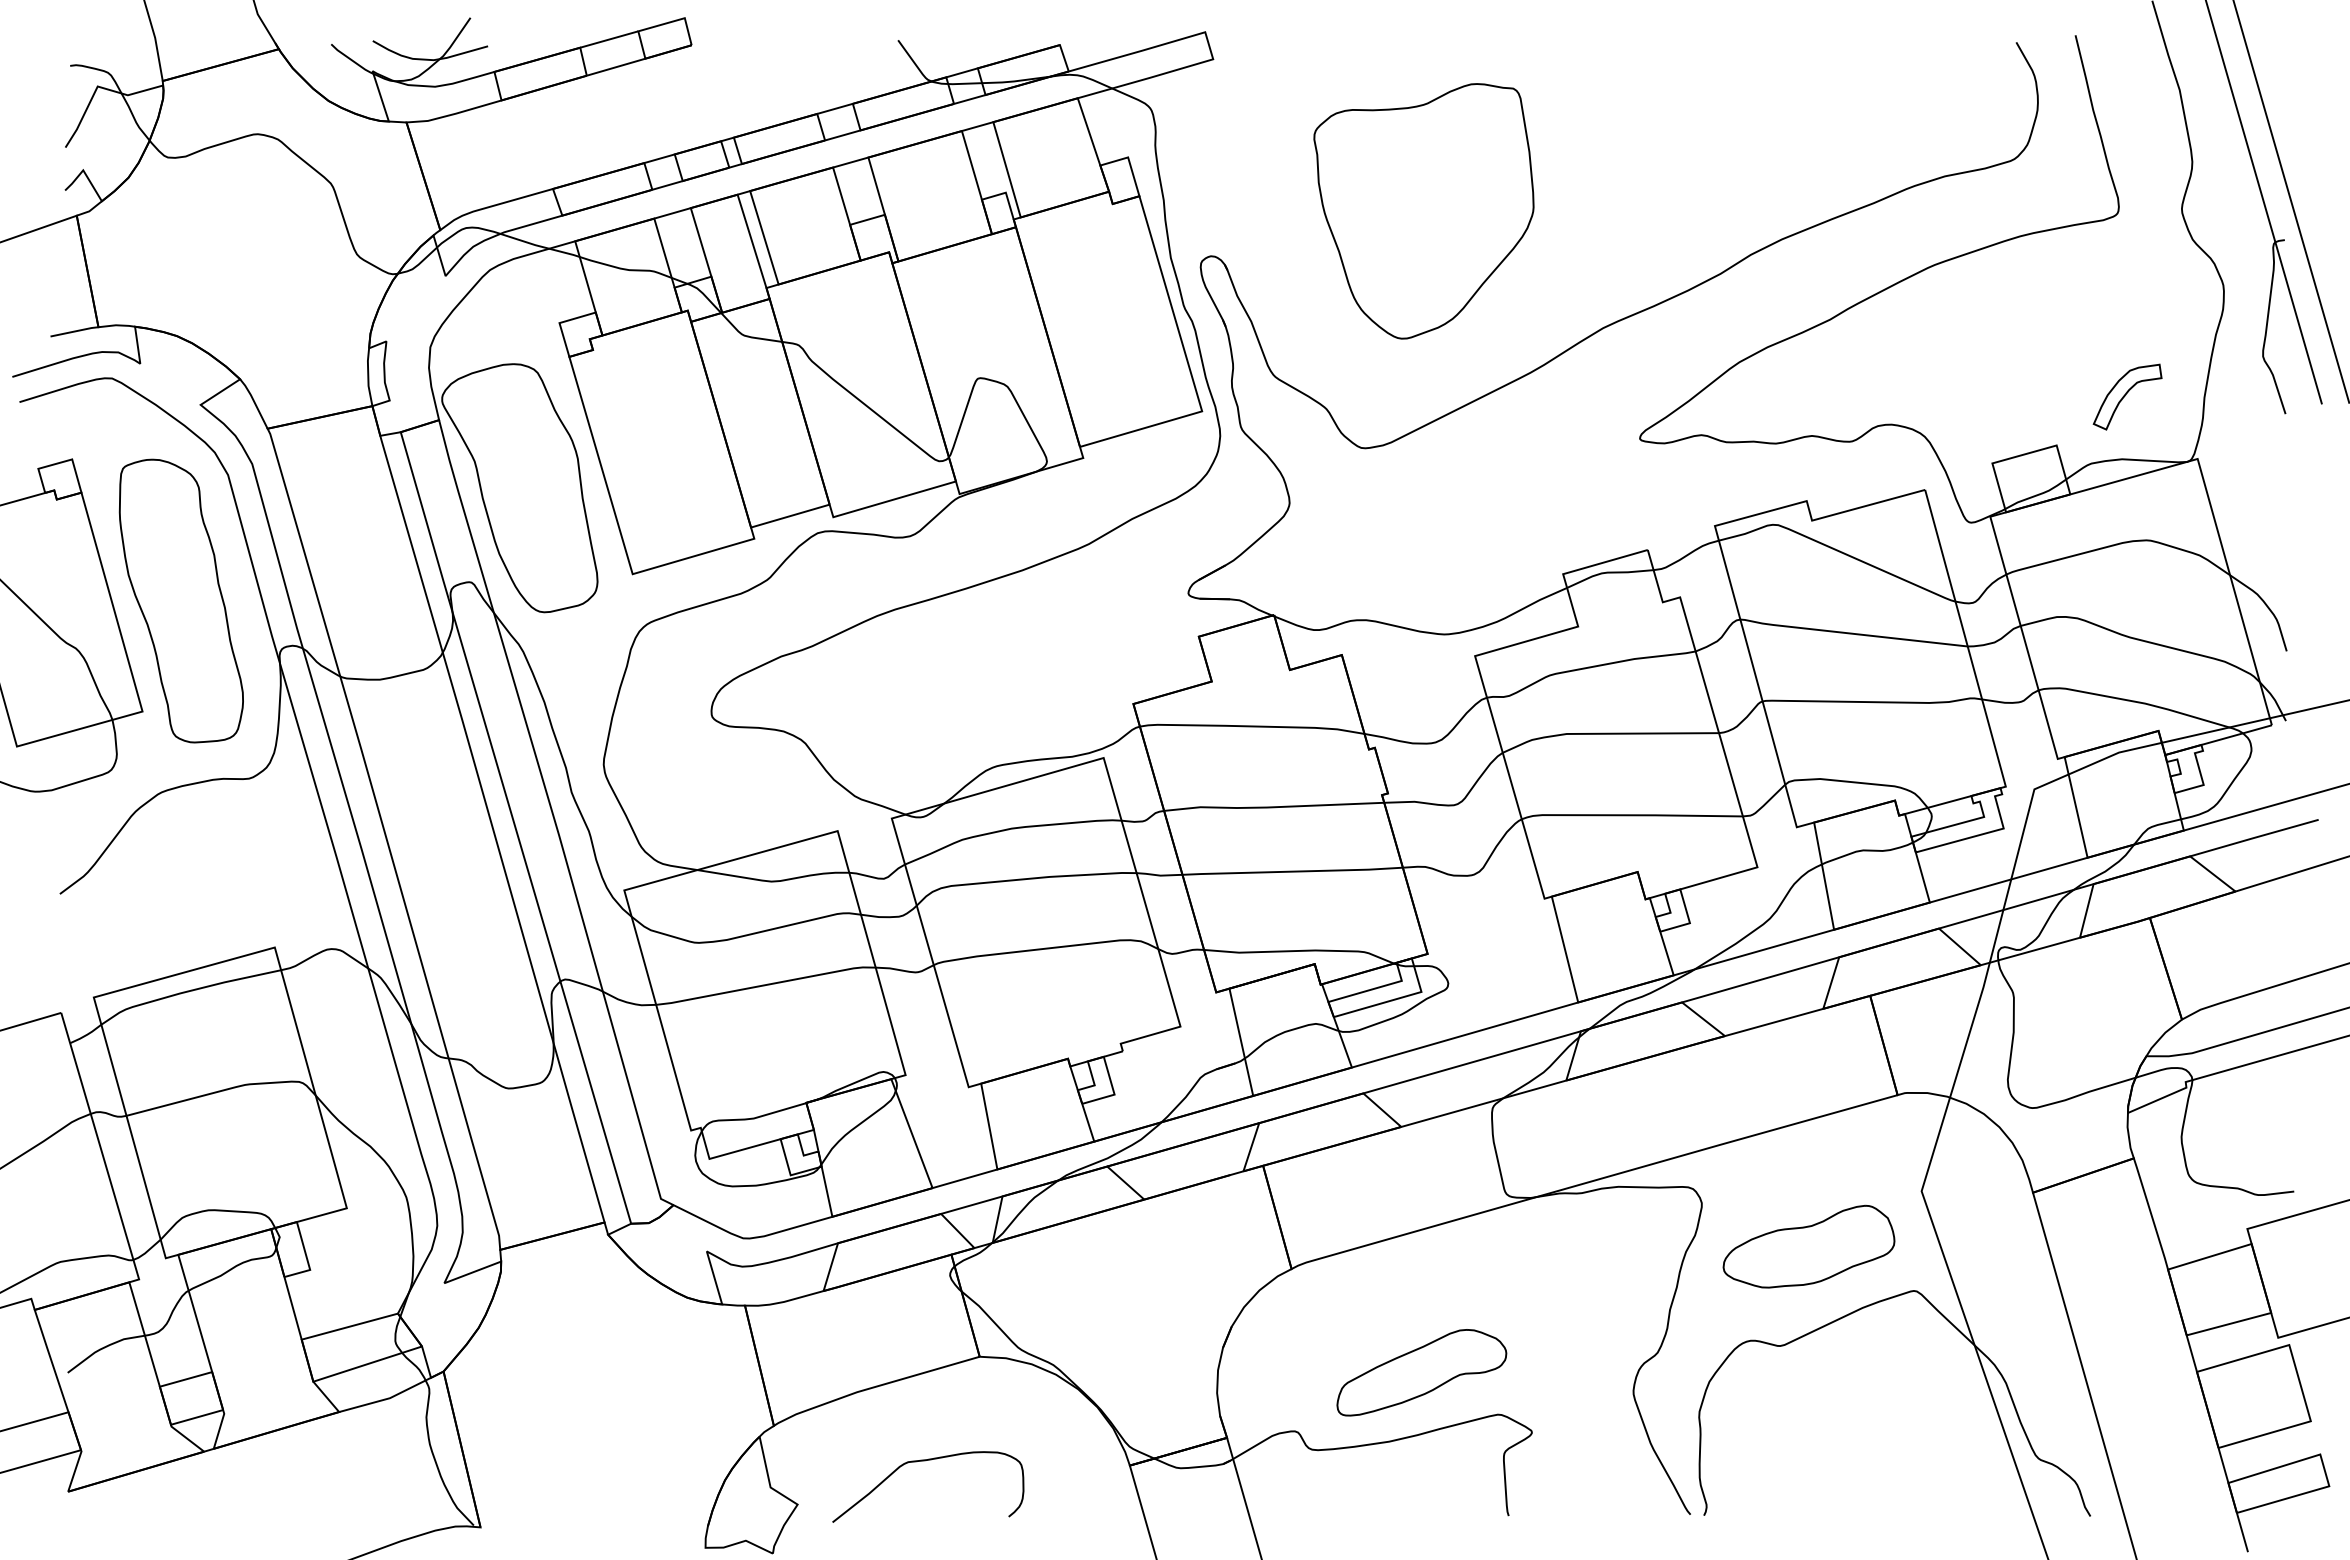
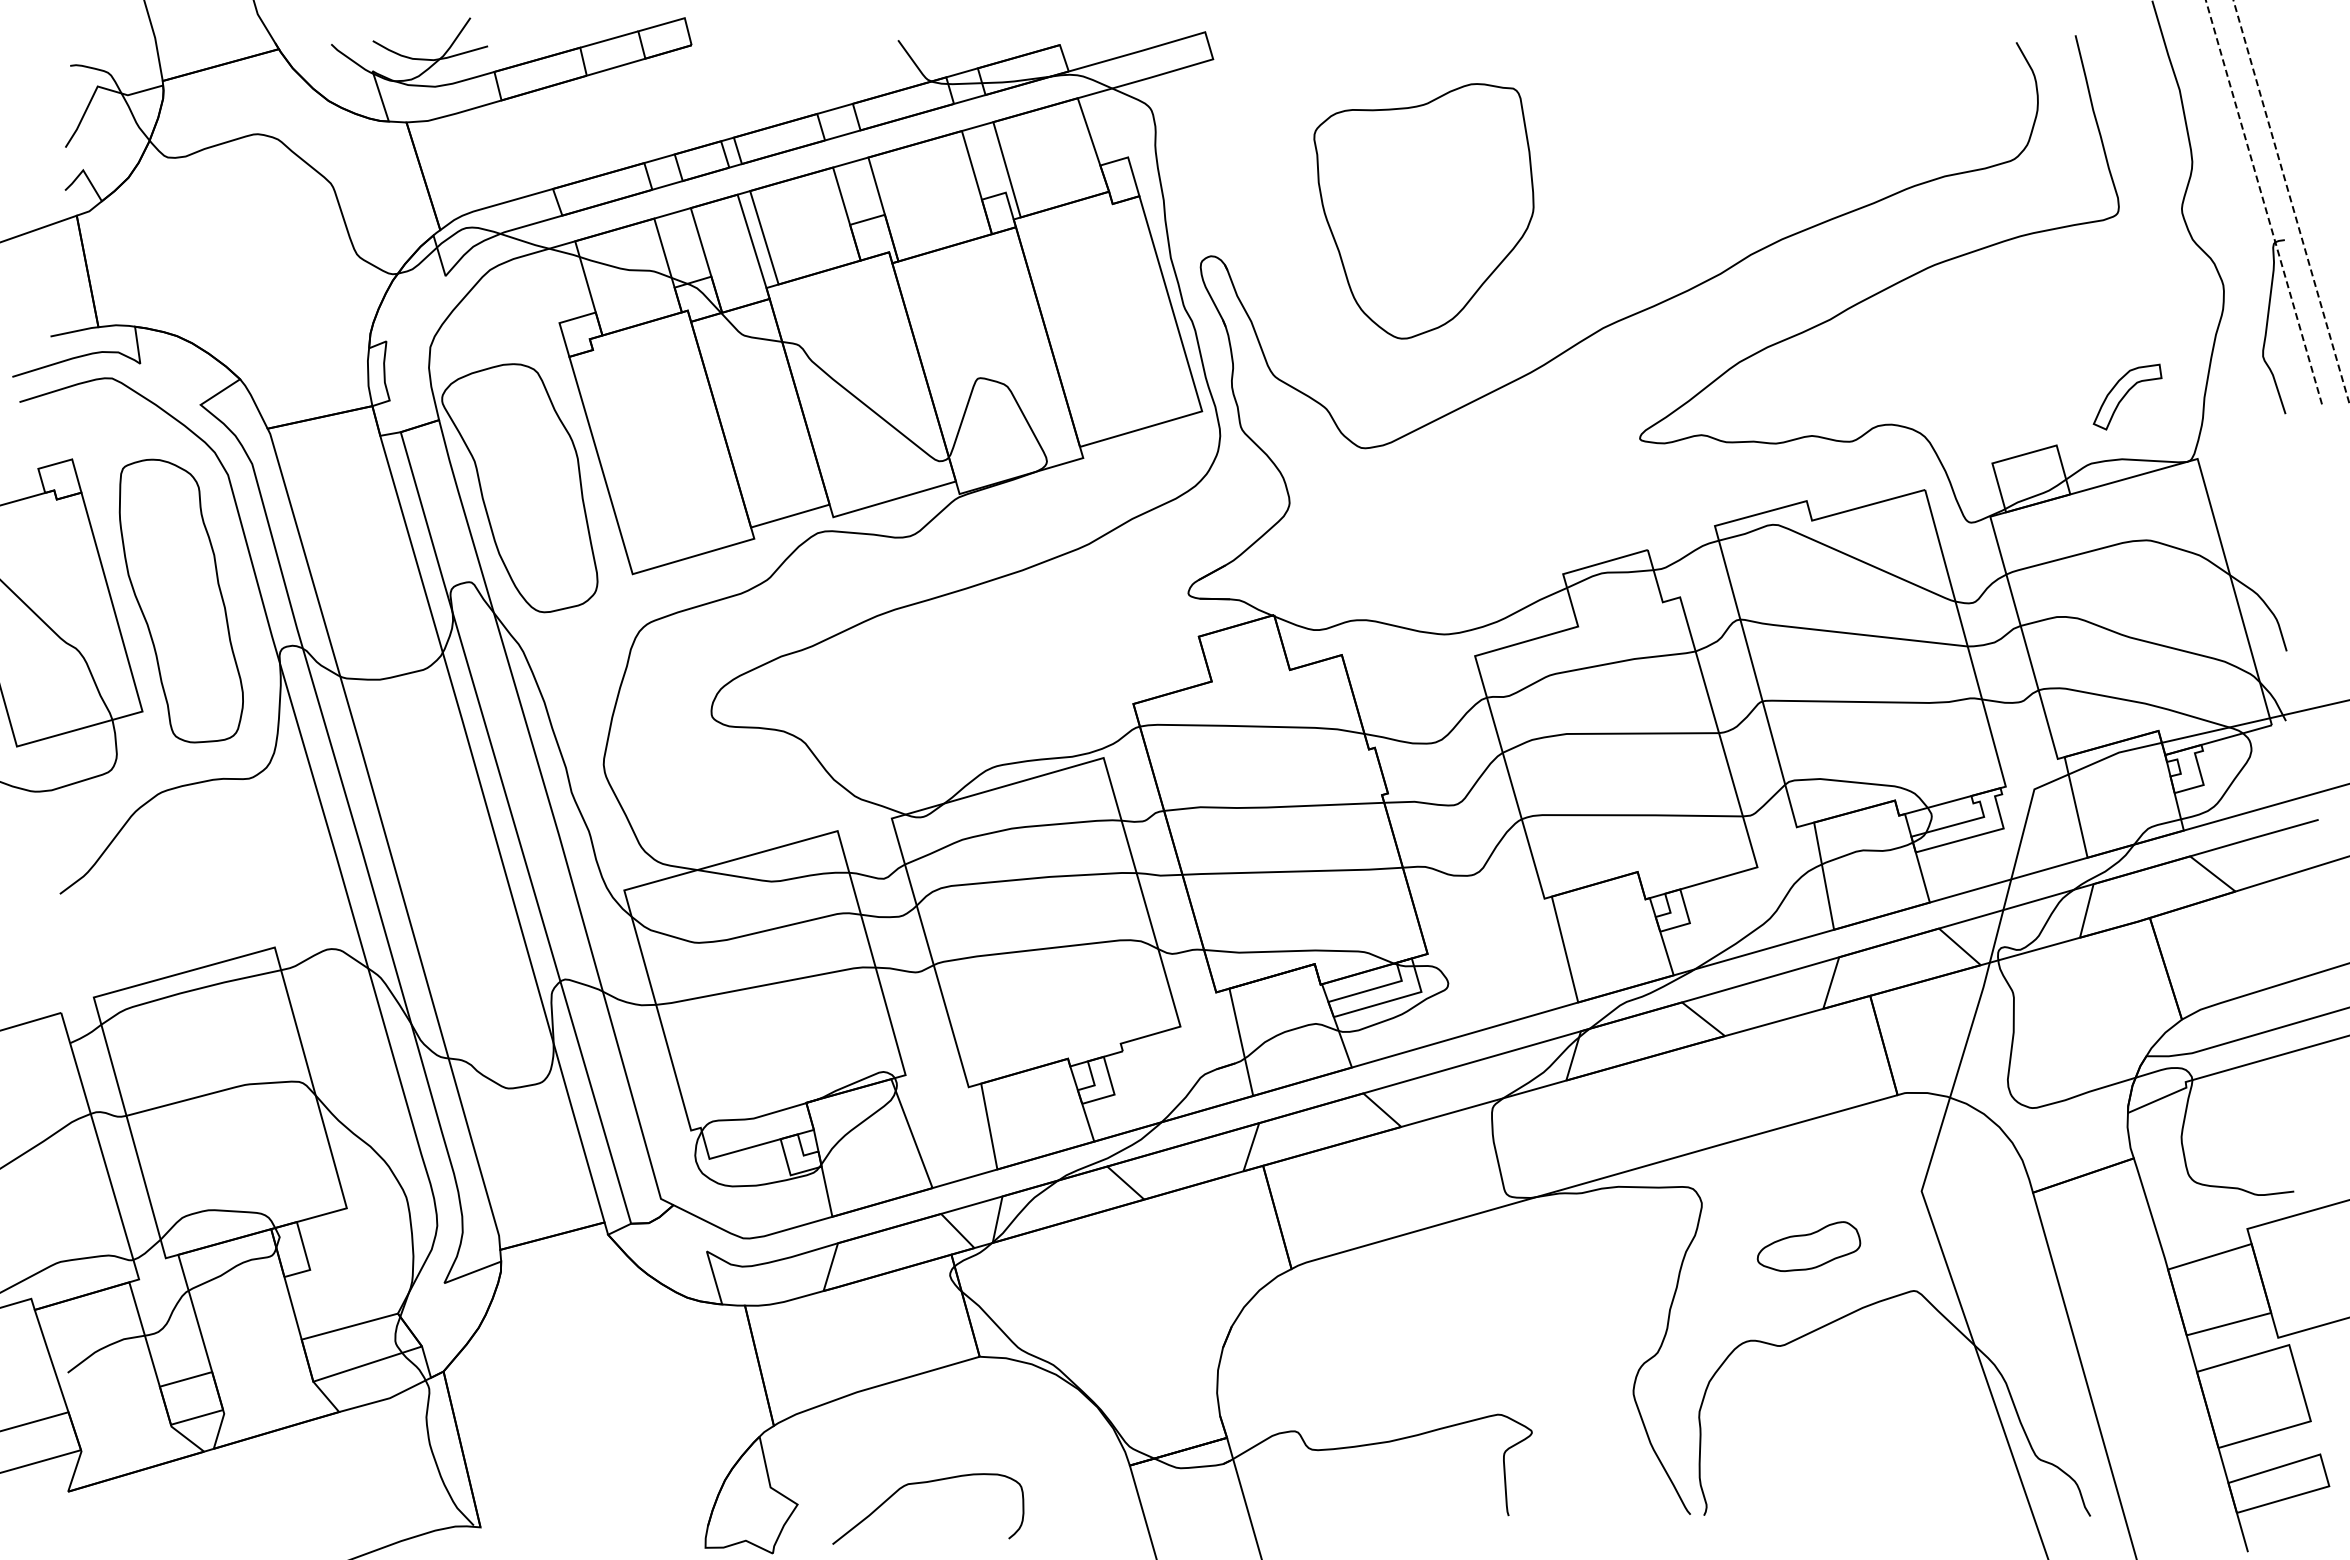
line: solid -> dashed (2263, 201)
line: solid -> dashed (2291, 202)
part size: 174x85 px -> 106x52 px (1808, 1246)
part: present -> none (1421, 1372)
curve position: (925, 1461) -> (925, 1483) (925, 1483)
